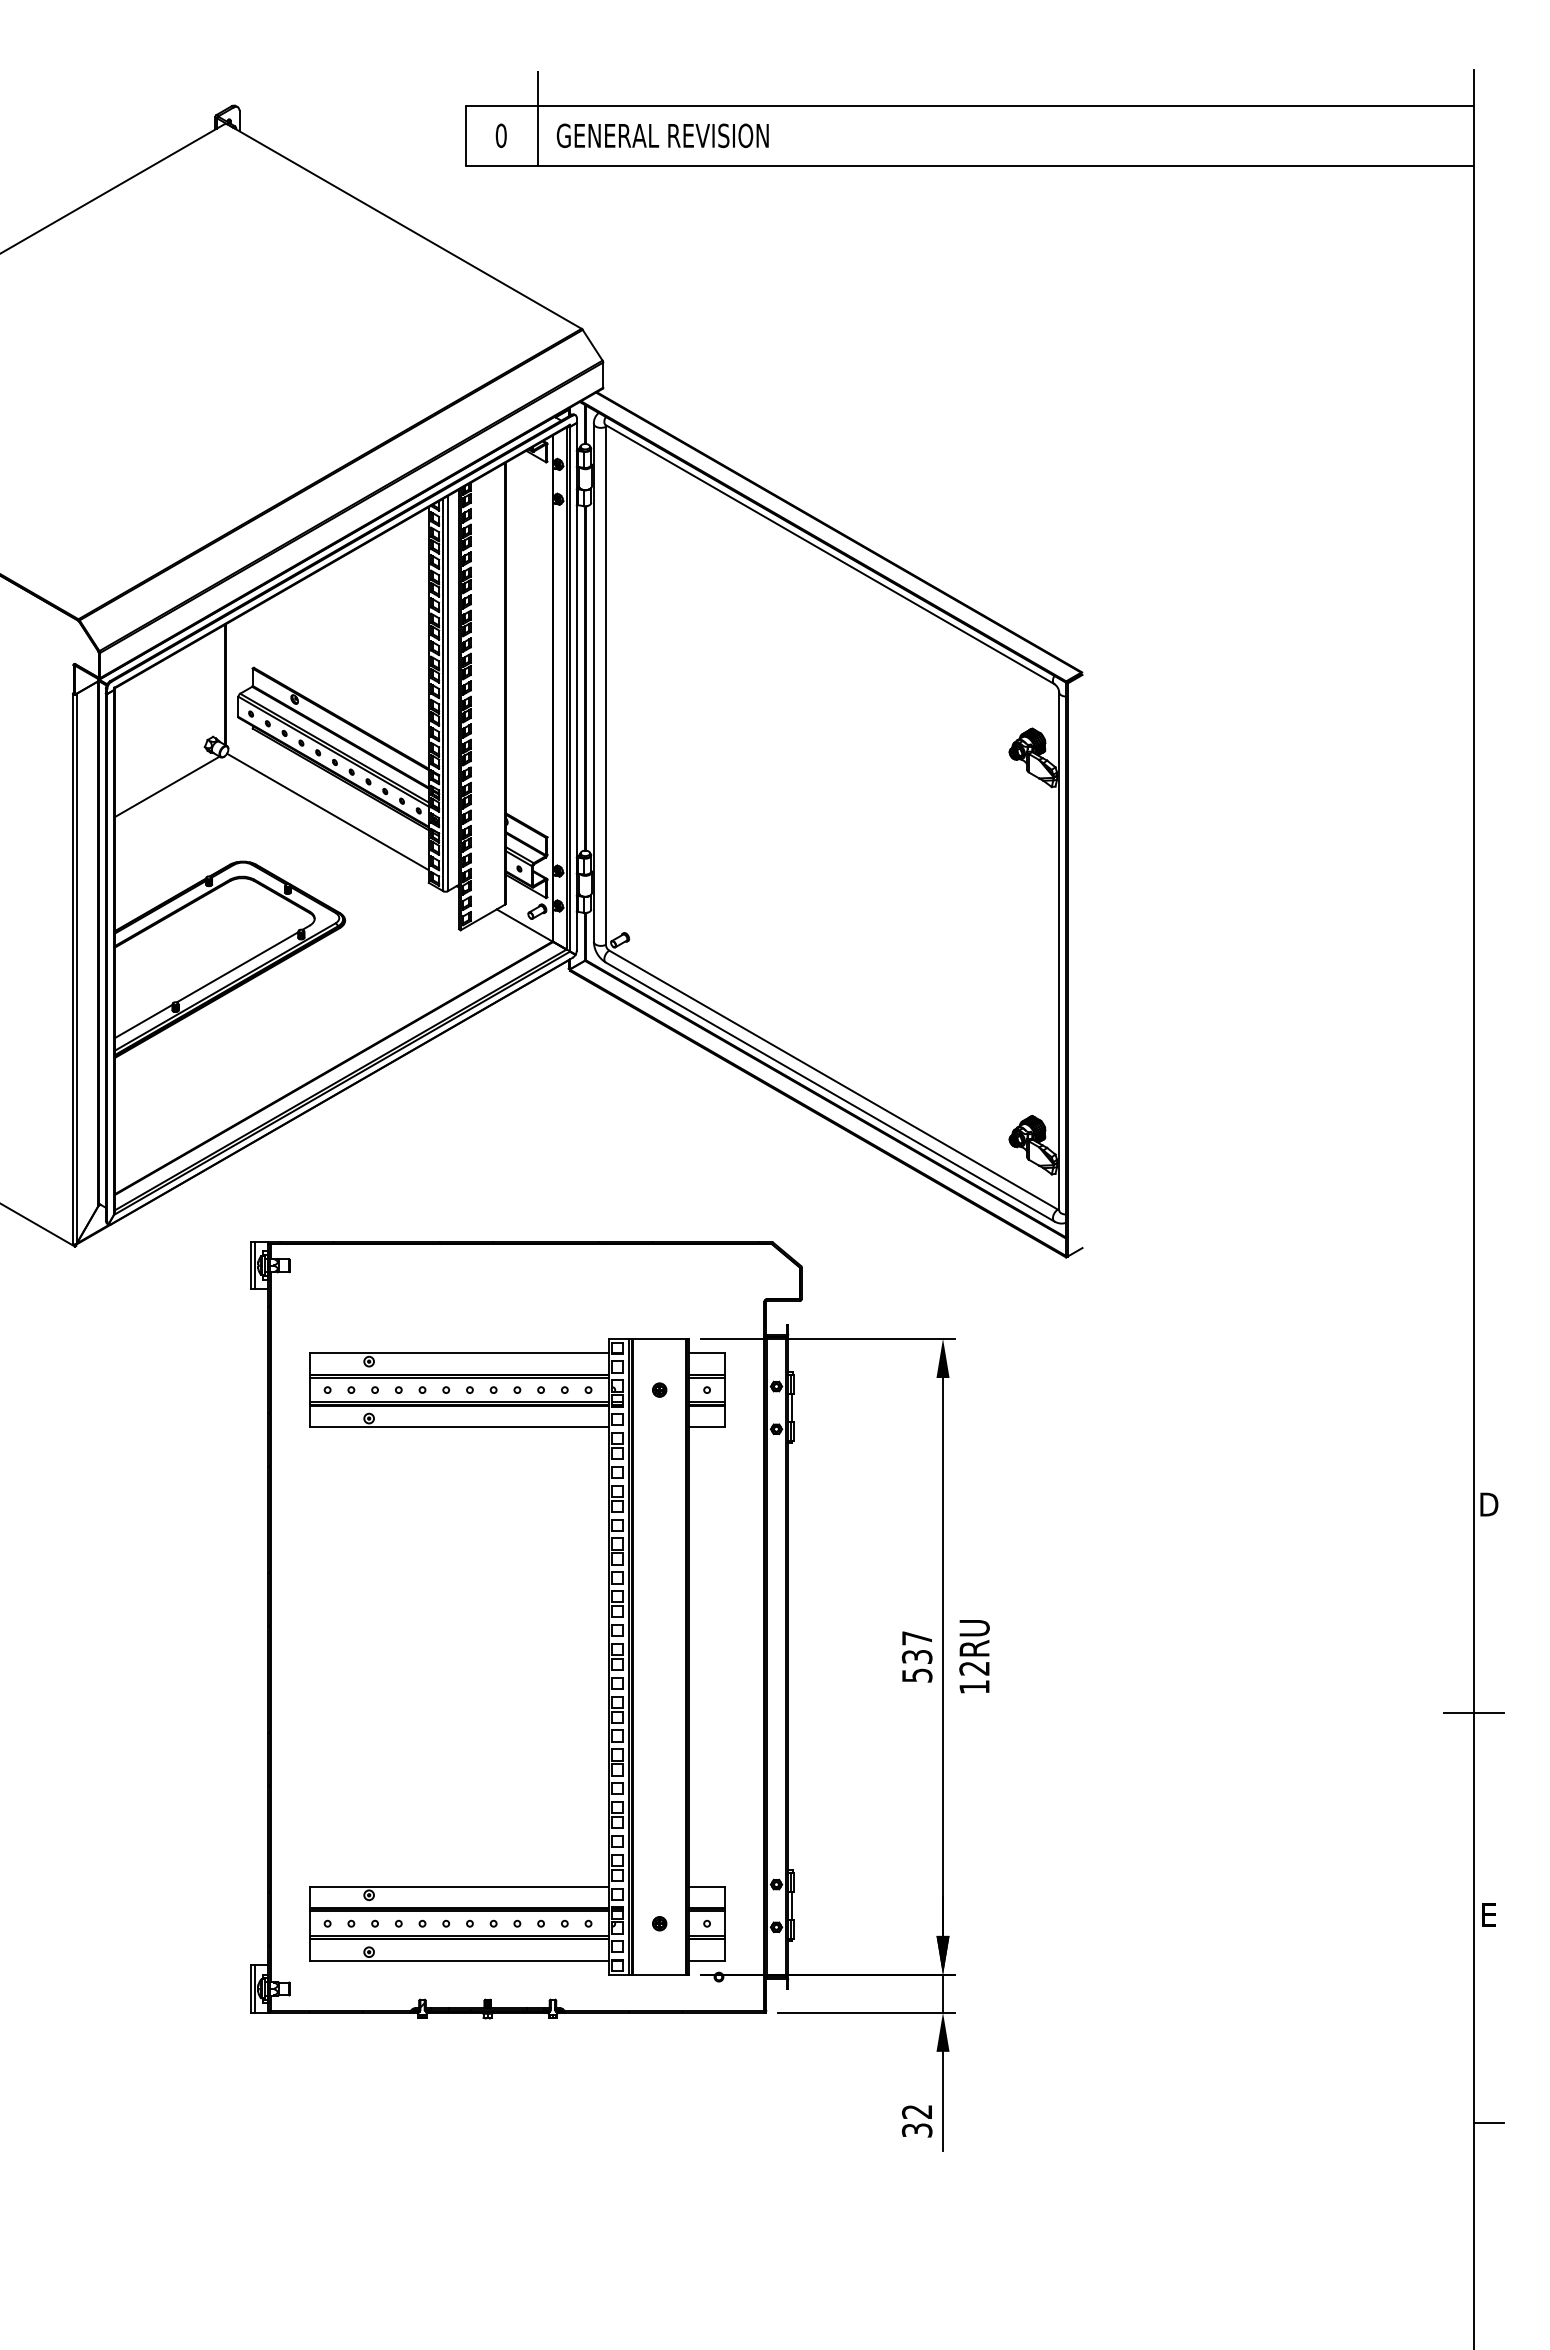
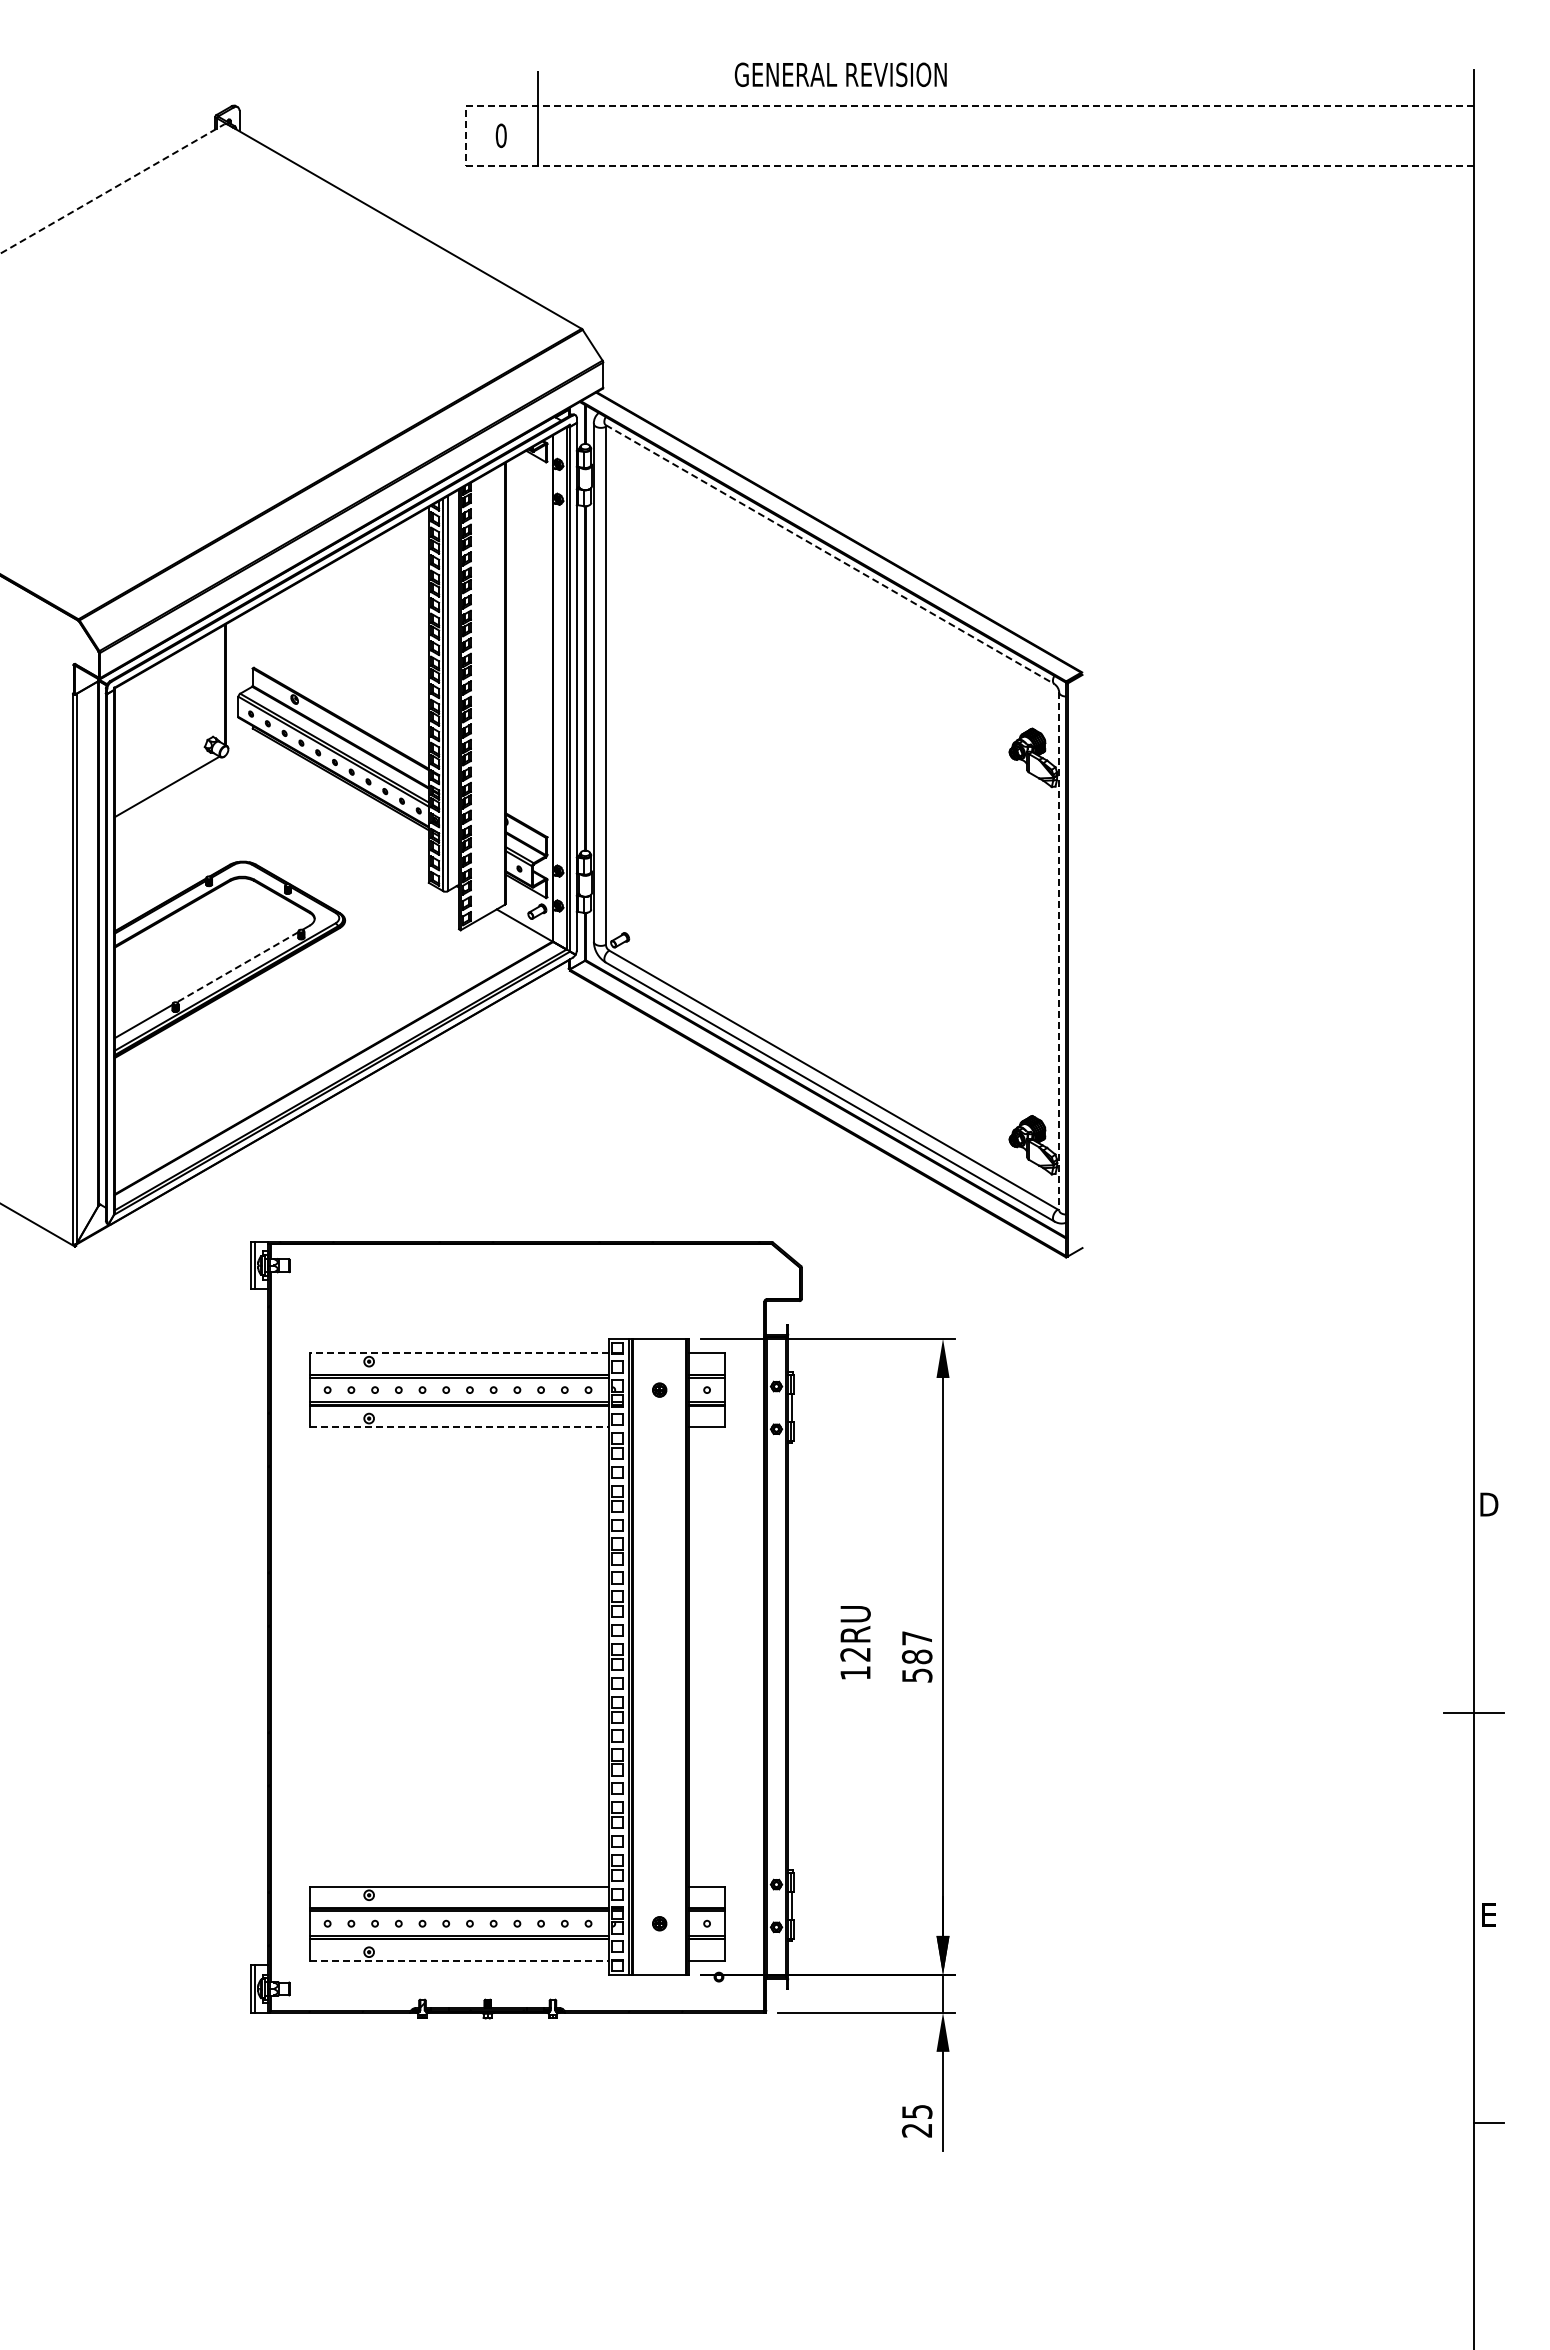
line: solid -> dashed (466, 135)
text position: (662, 135) -> (840, 74) (840, 74)
line: solid -> dashed (112, 188)
line: solid -> dashed (830, 554)
line: present -> none (327, 811)
line: solid -> dashed (1059, 951)
line: solid -> dashed (237, 967)
line: solid -> dashed (458, 1353)
line: solid -> dashed (459, 1426)
text: 537 -> 587 (917, 1656)
text position: (974, 1656) -> (855, 1642) (855, 1642)
line: solid -> dashed (459, 1960)
text: 32 -> 25 (916, 2121)
